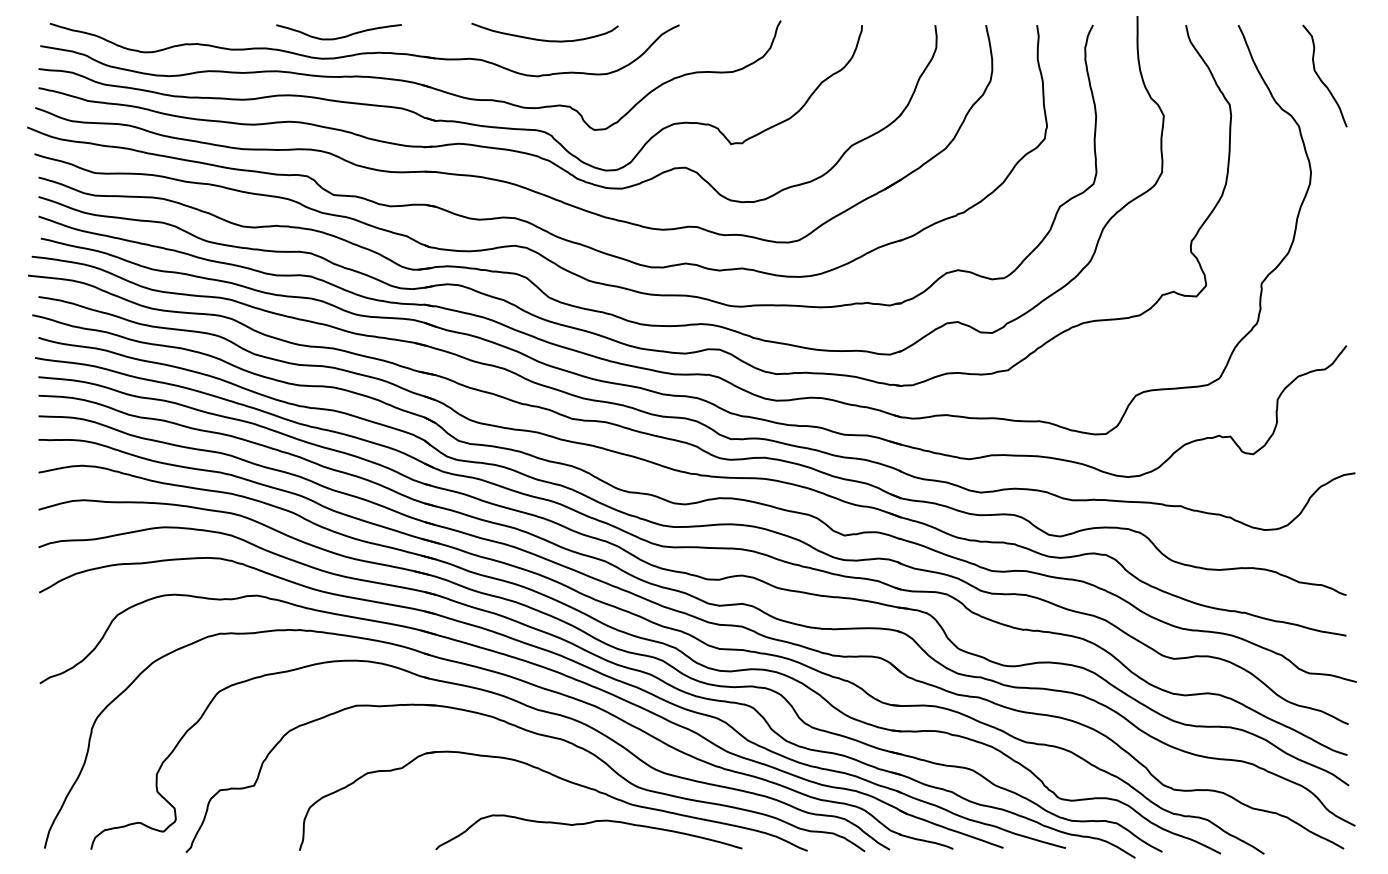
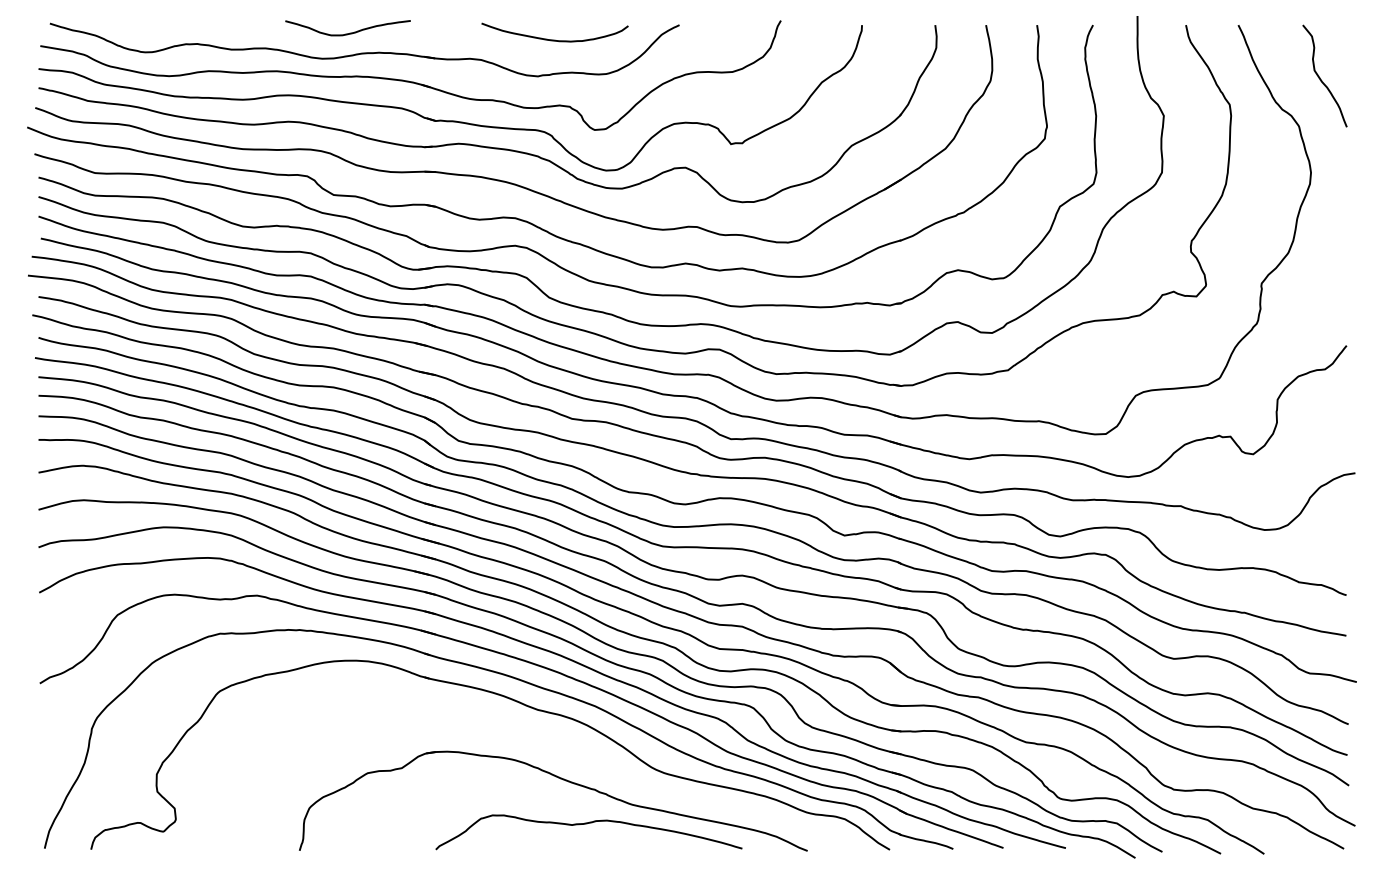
curve position: (340, 36) -> (349, 32) (349, 32)
curve position: (544, 39) -> (554, 39) (554, 39)
part: present -> none (538, 735)
